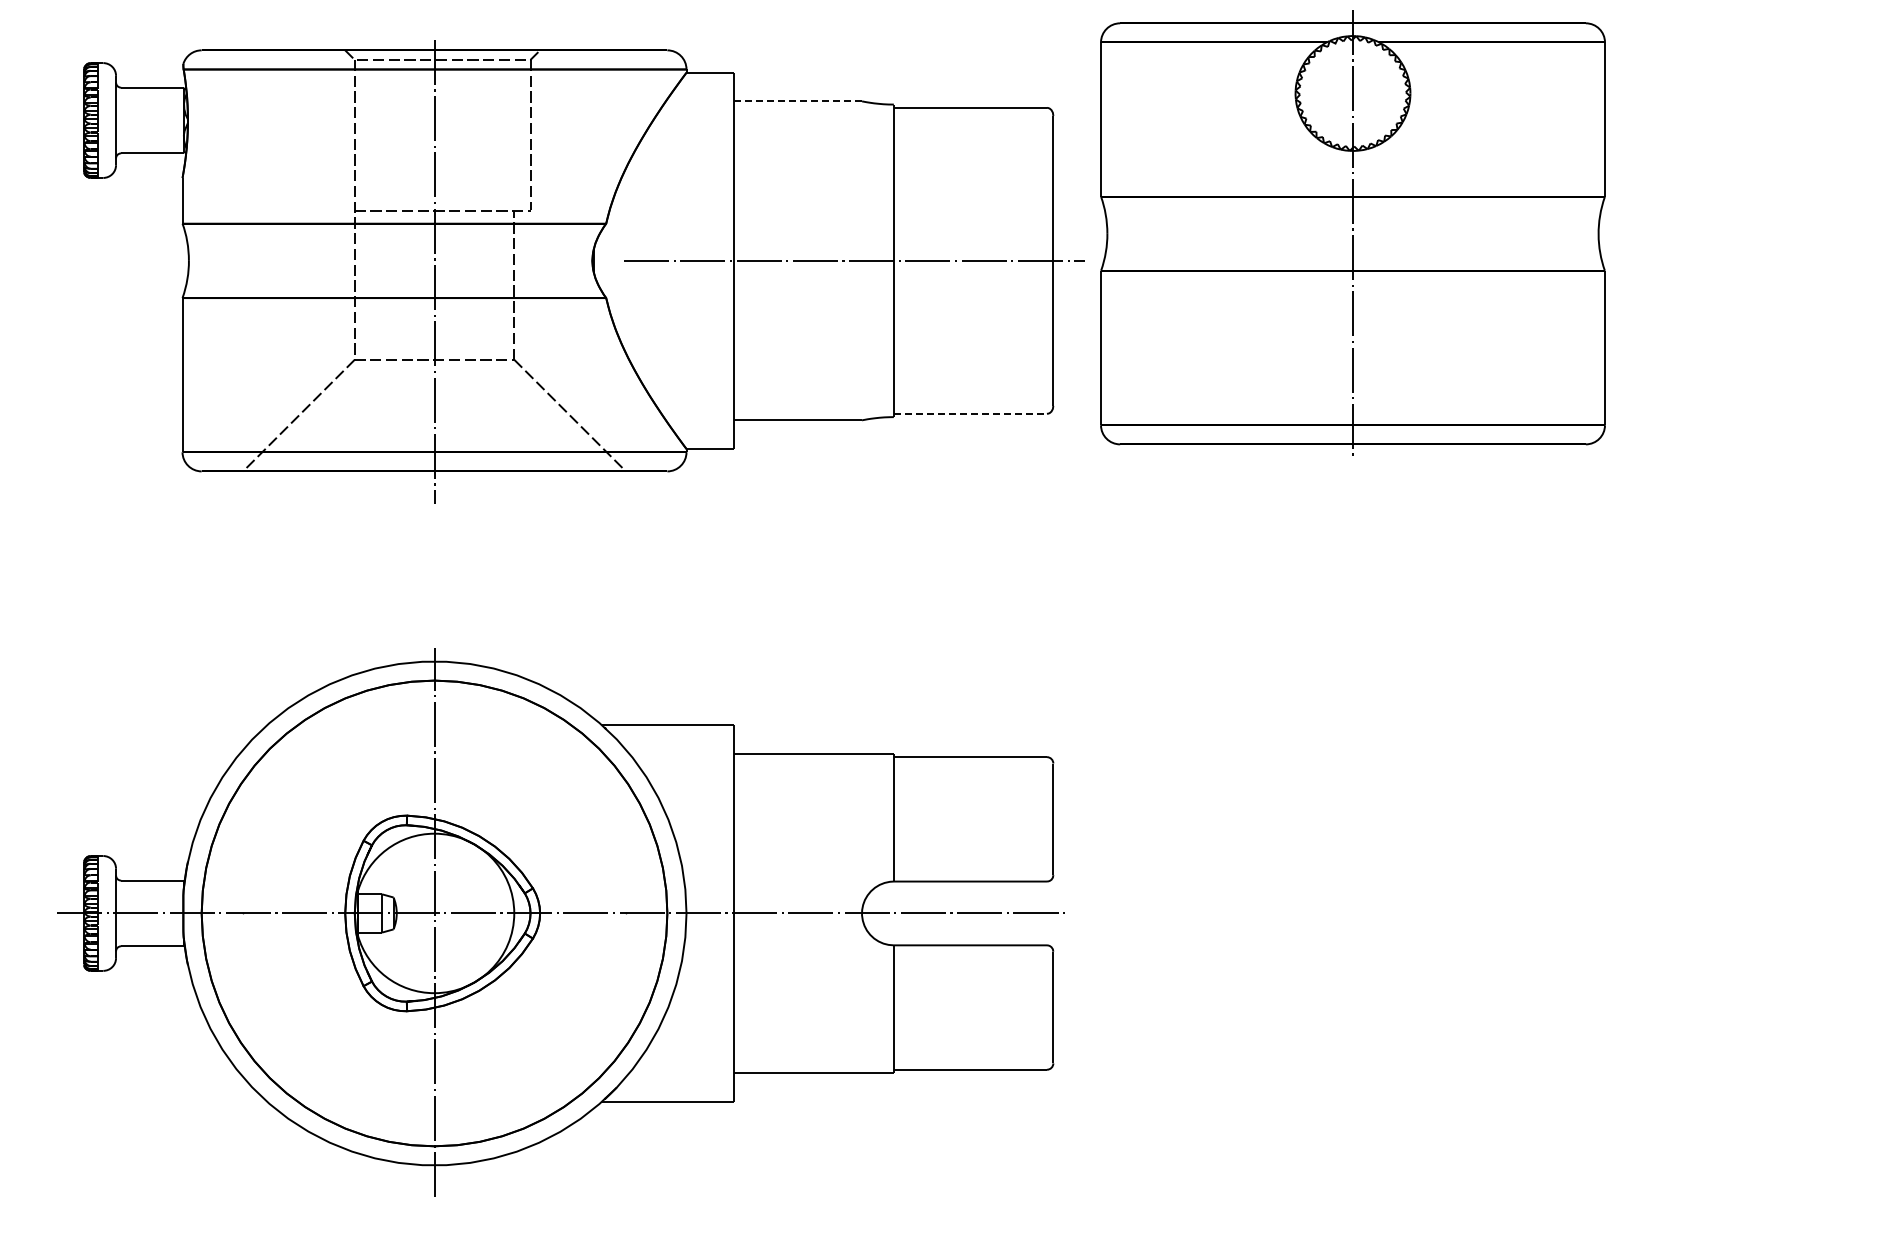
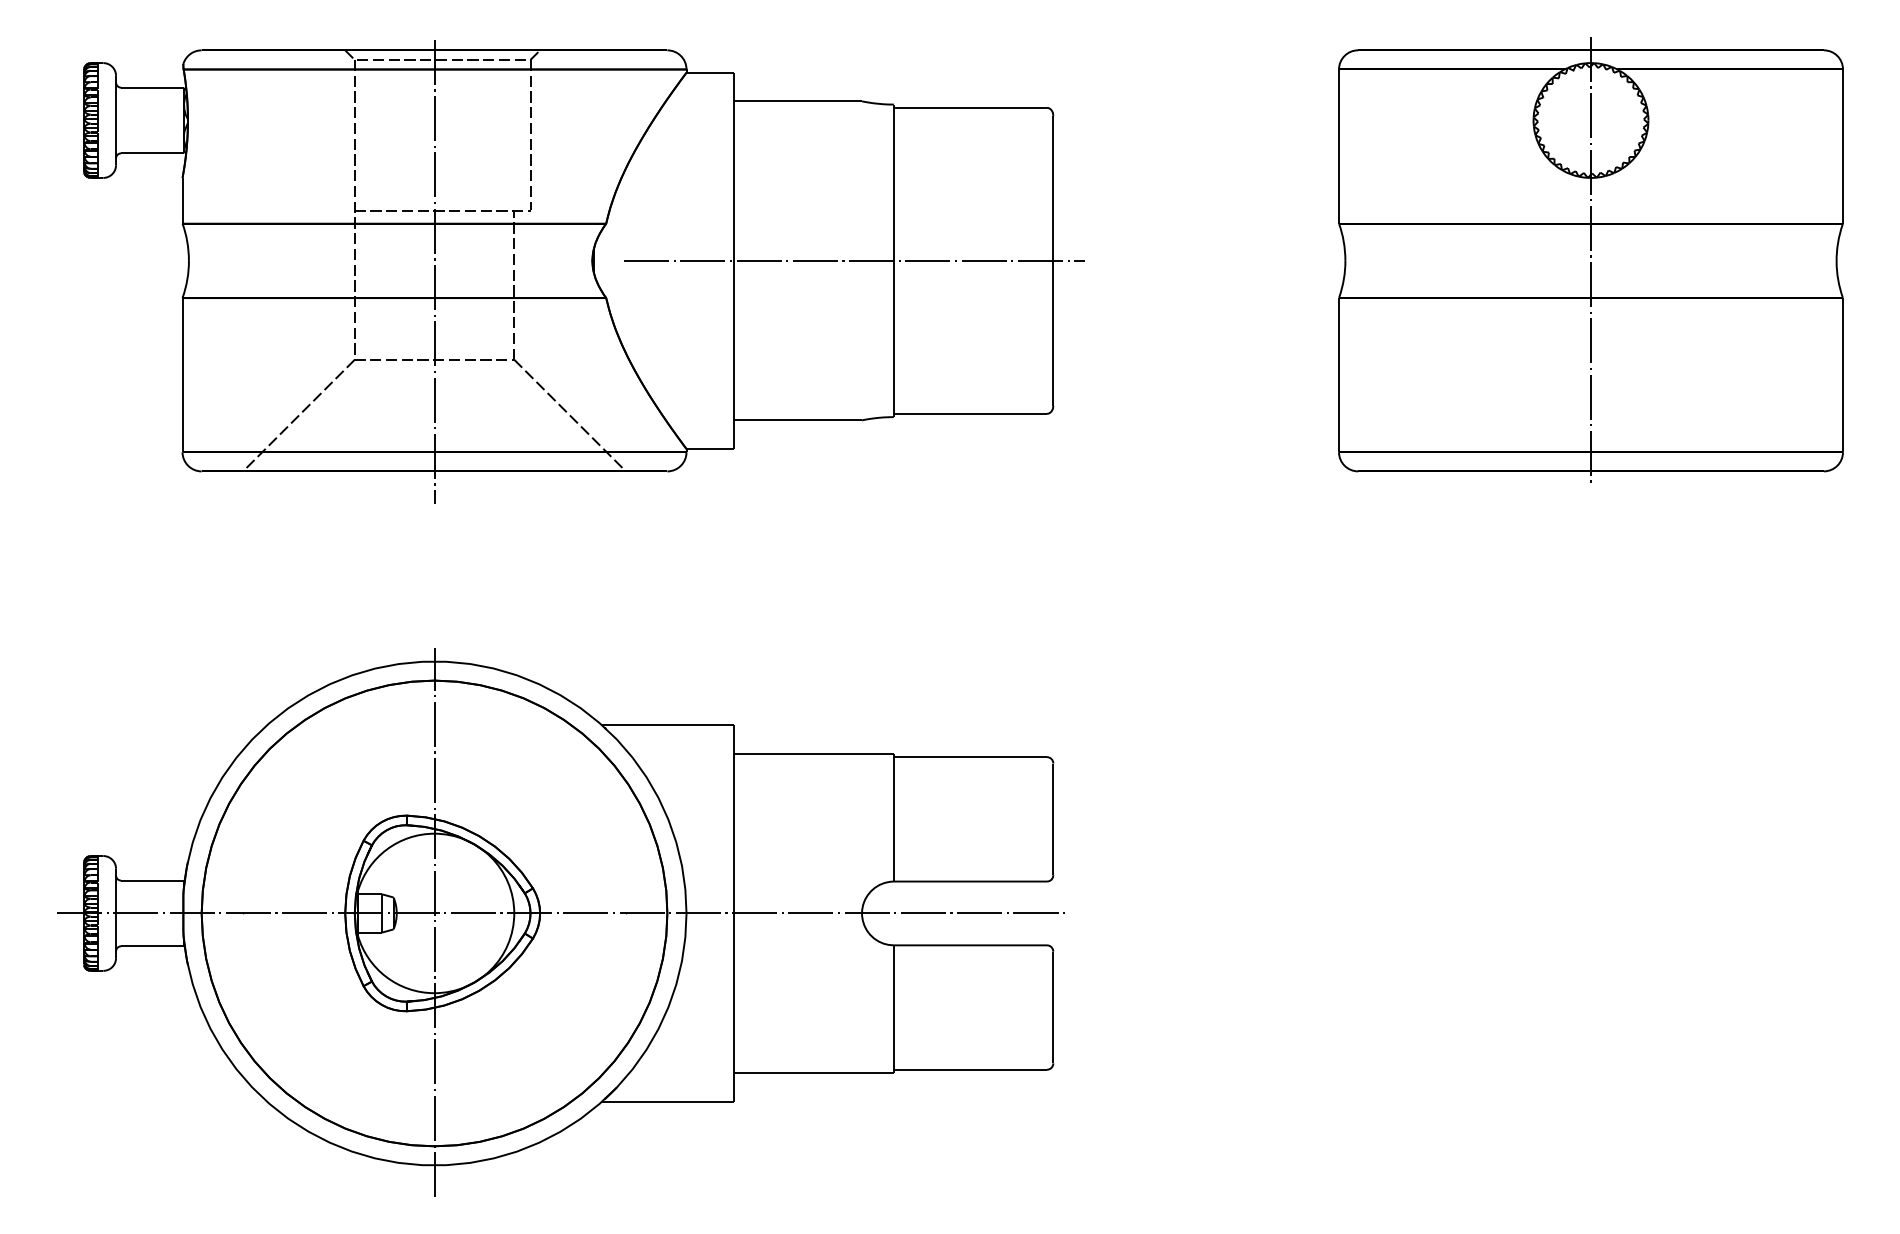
line: dashed -> solid (798, 101)
part position: (1352, 232) -> (1590, 259) (1590, 259)
line: dashed -> solid (970, 413)
